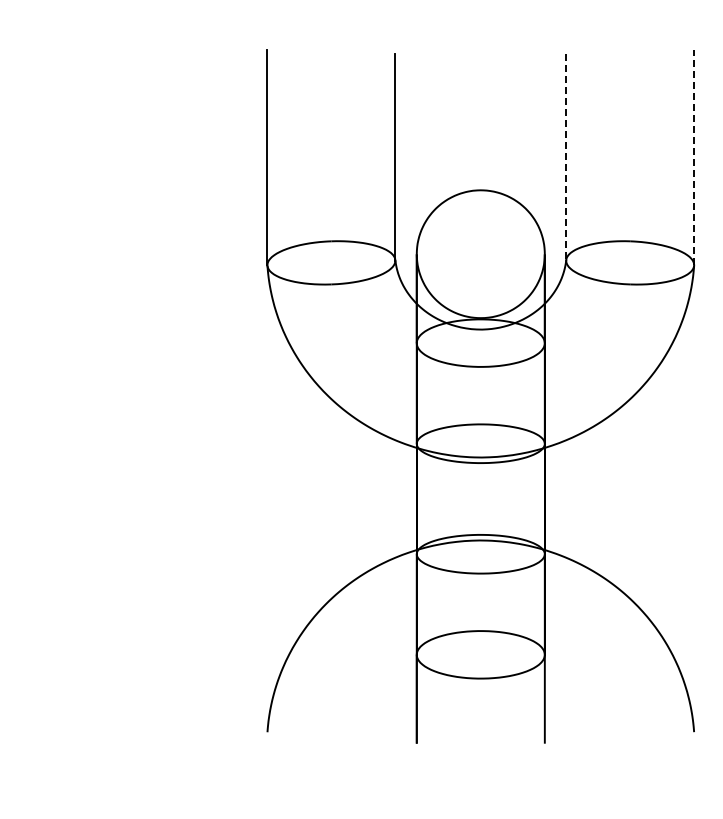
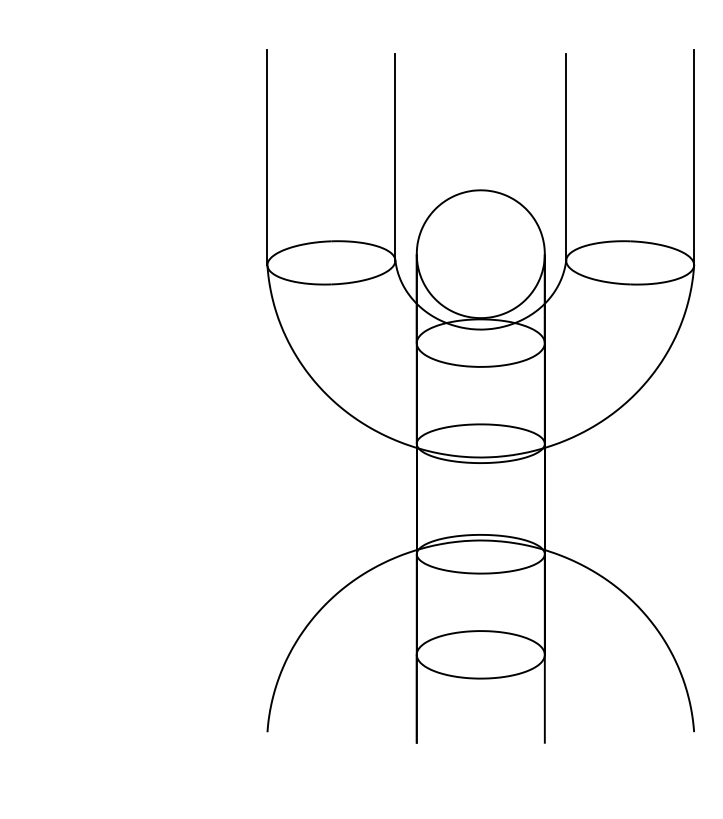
line: dashed -> solid (566, 157)
line: dashed -> solid (694, 157)
